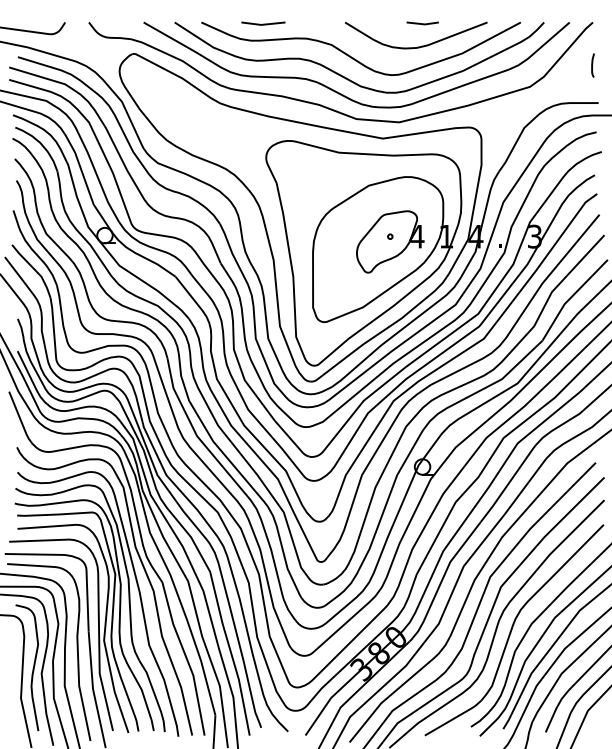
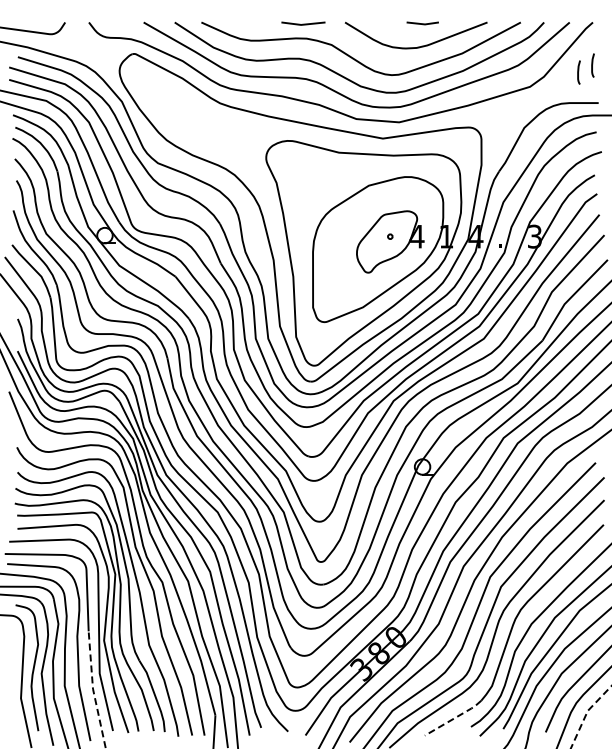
line position: (263, 23) -> (303, 23) (303, 23)
curve: none -> present (578, 72)
line: solid -> dashed (93, 689)
line: solid -> dashed (586, 713)
line: solid -> dashed (454, 718)
